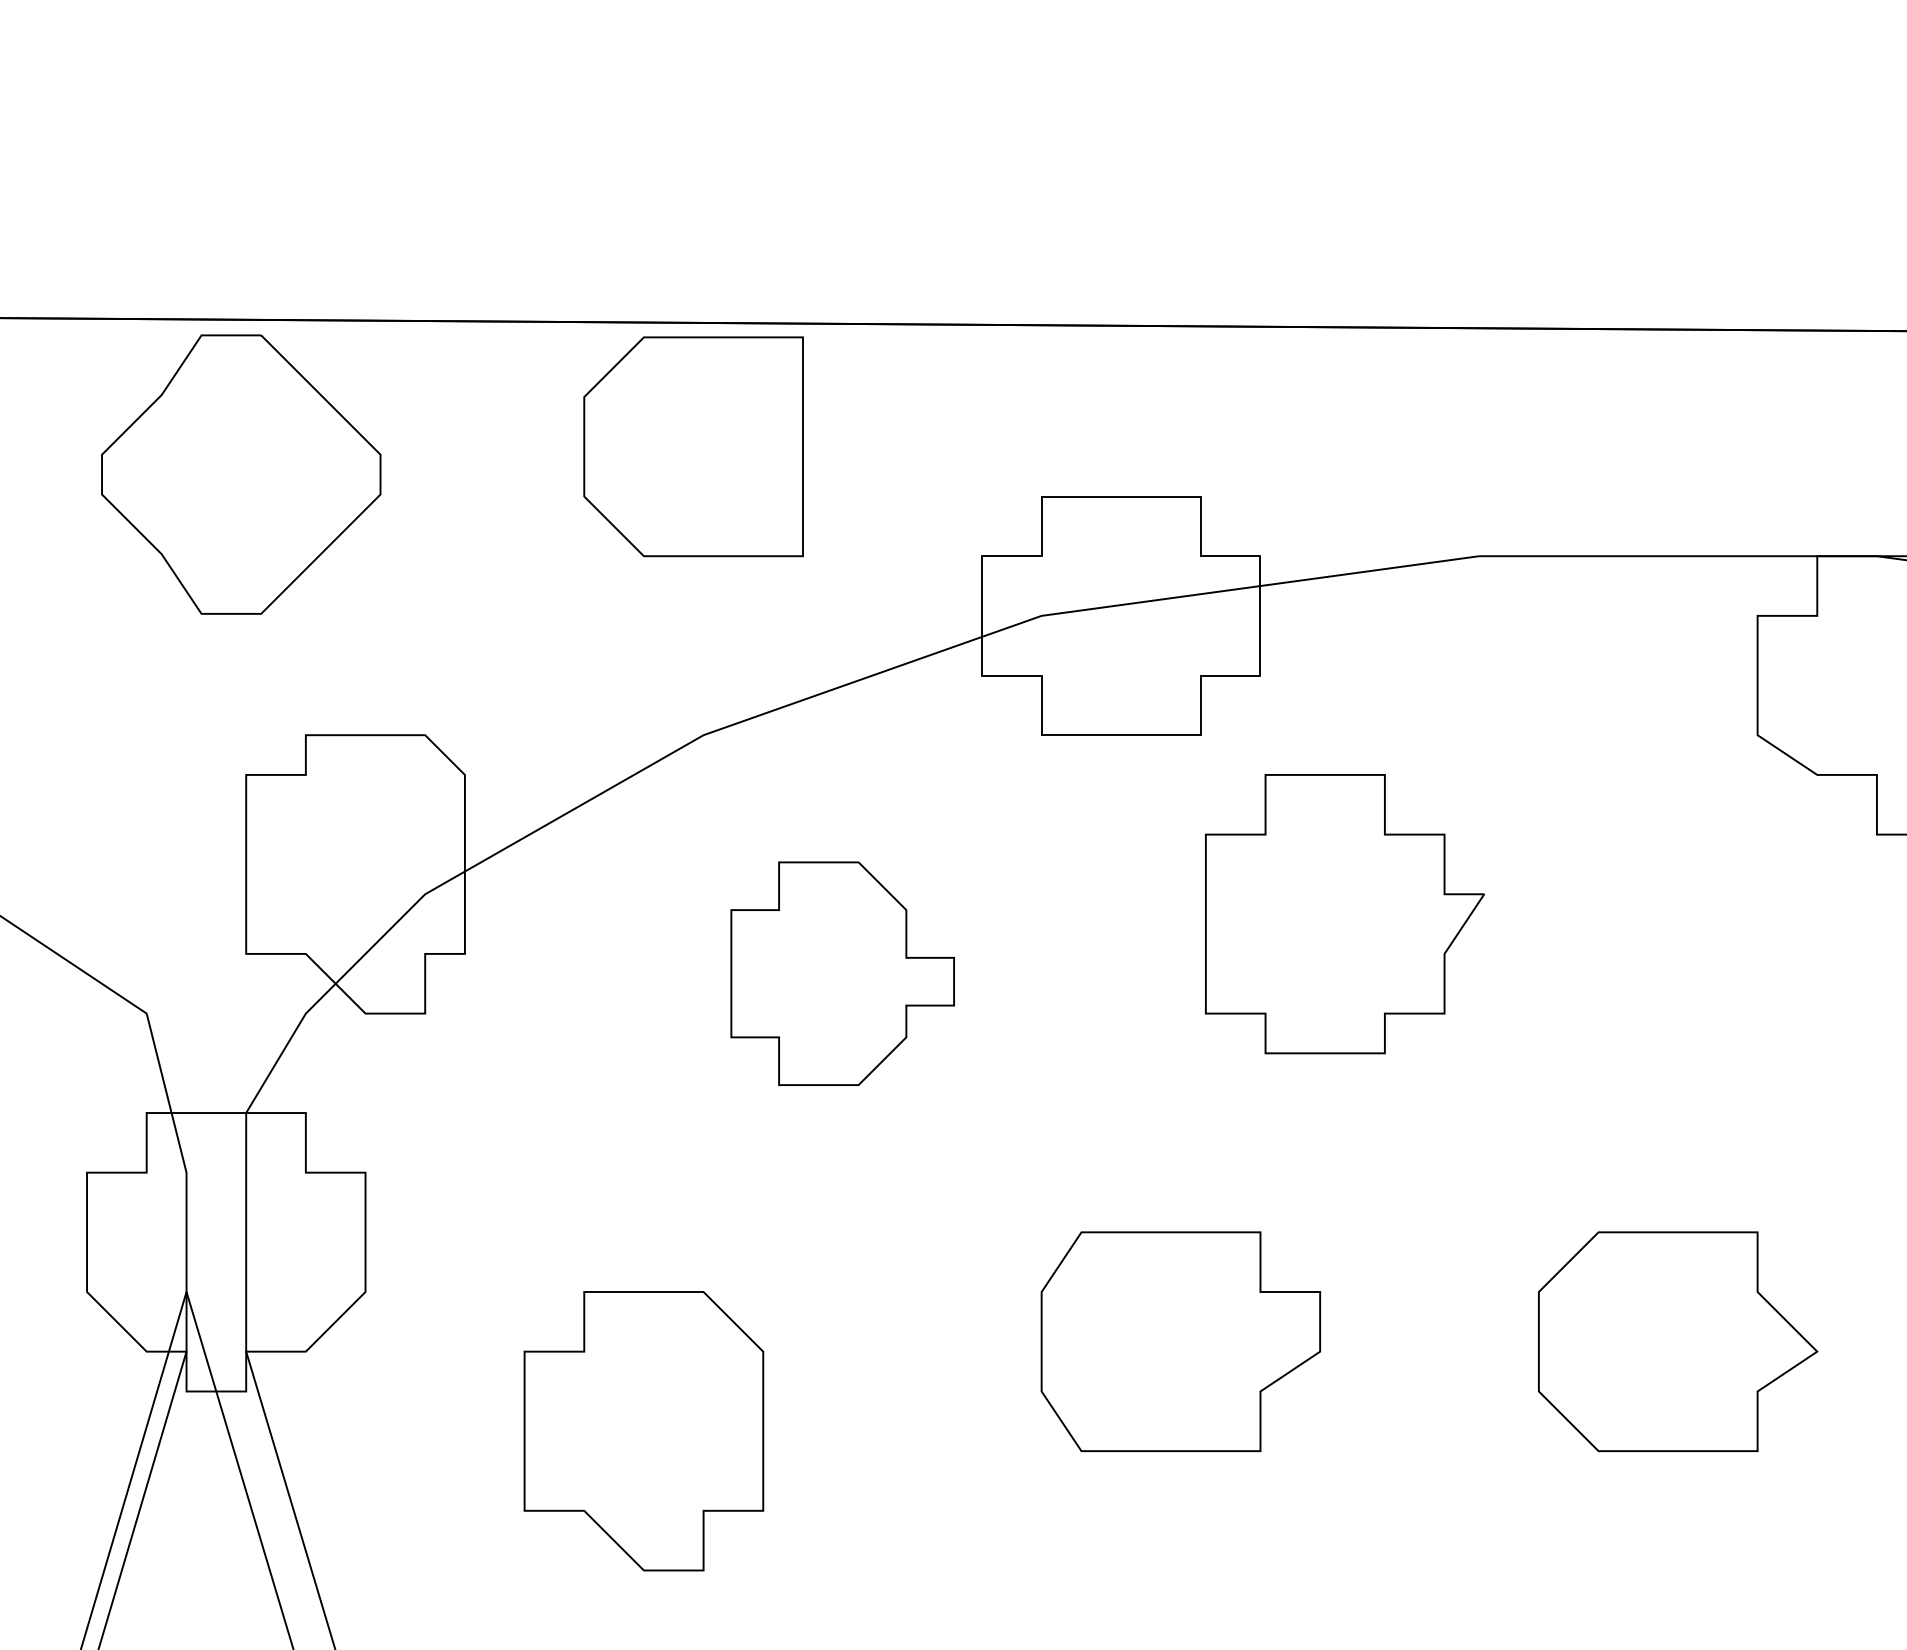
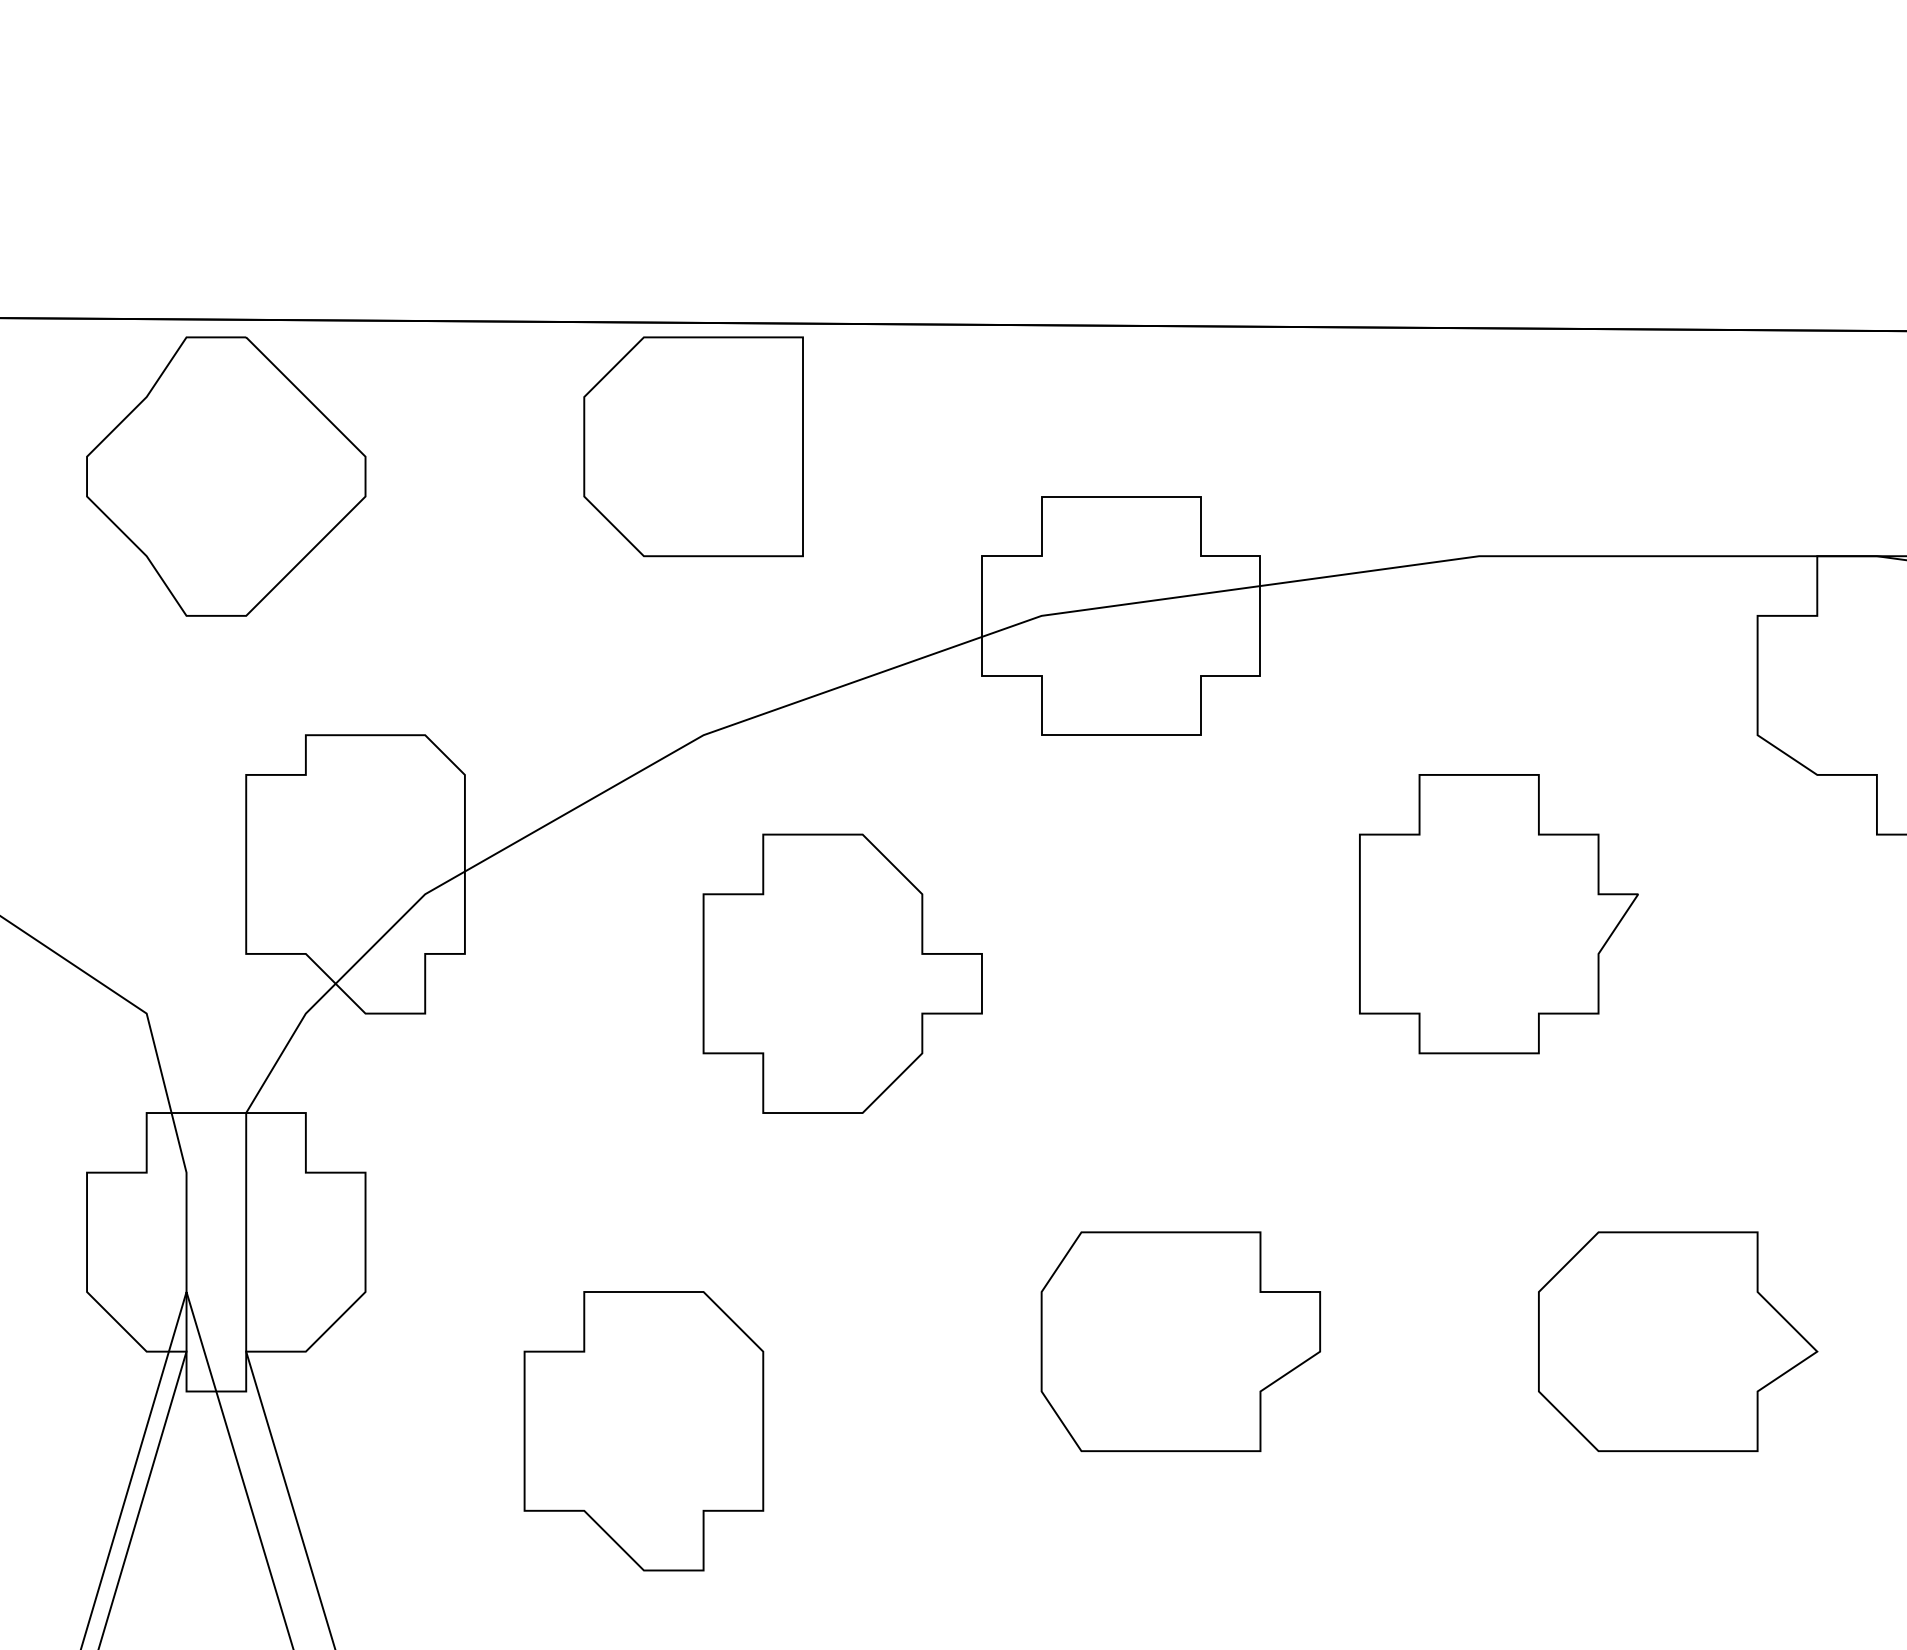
part position: (241, 474) -> (226, 476) (226, 476)
part position: (1344, 914) -> (1498, 914) (1498, 914)
part size: 225x225 px -> 281x281 px (842, 973)
